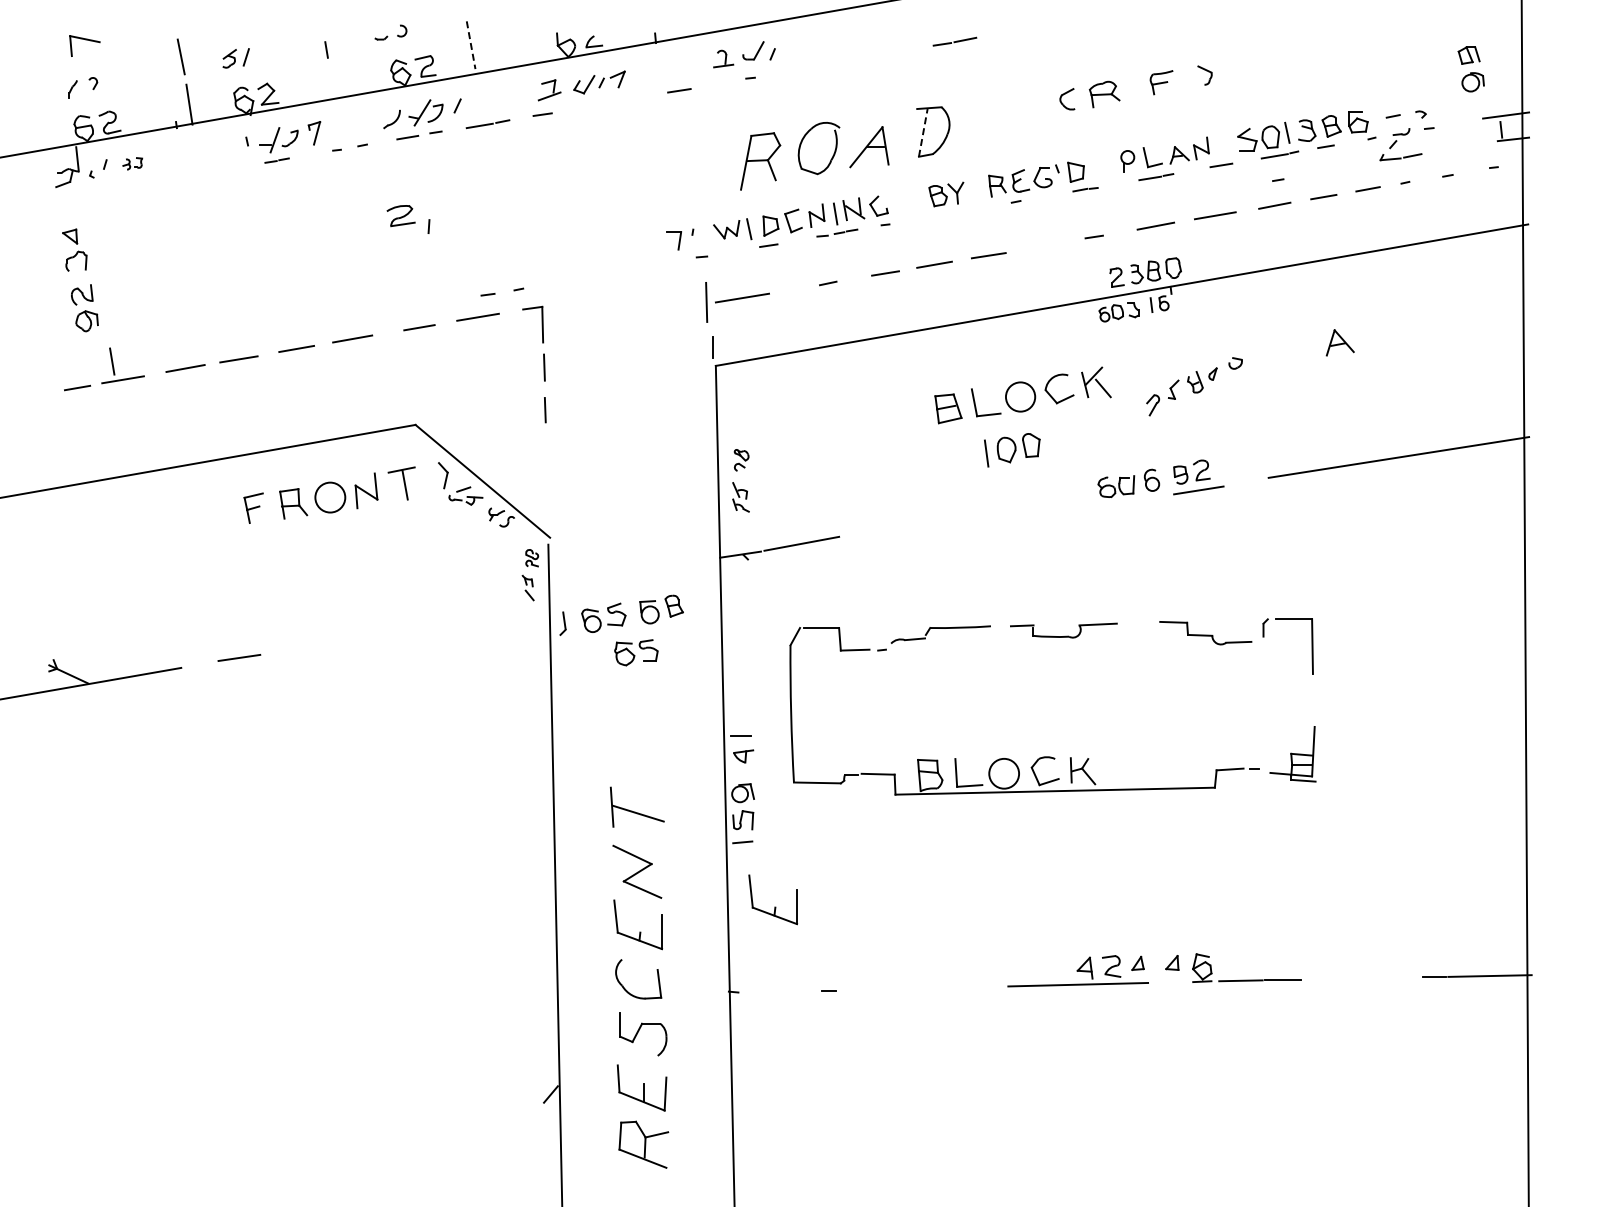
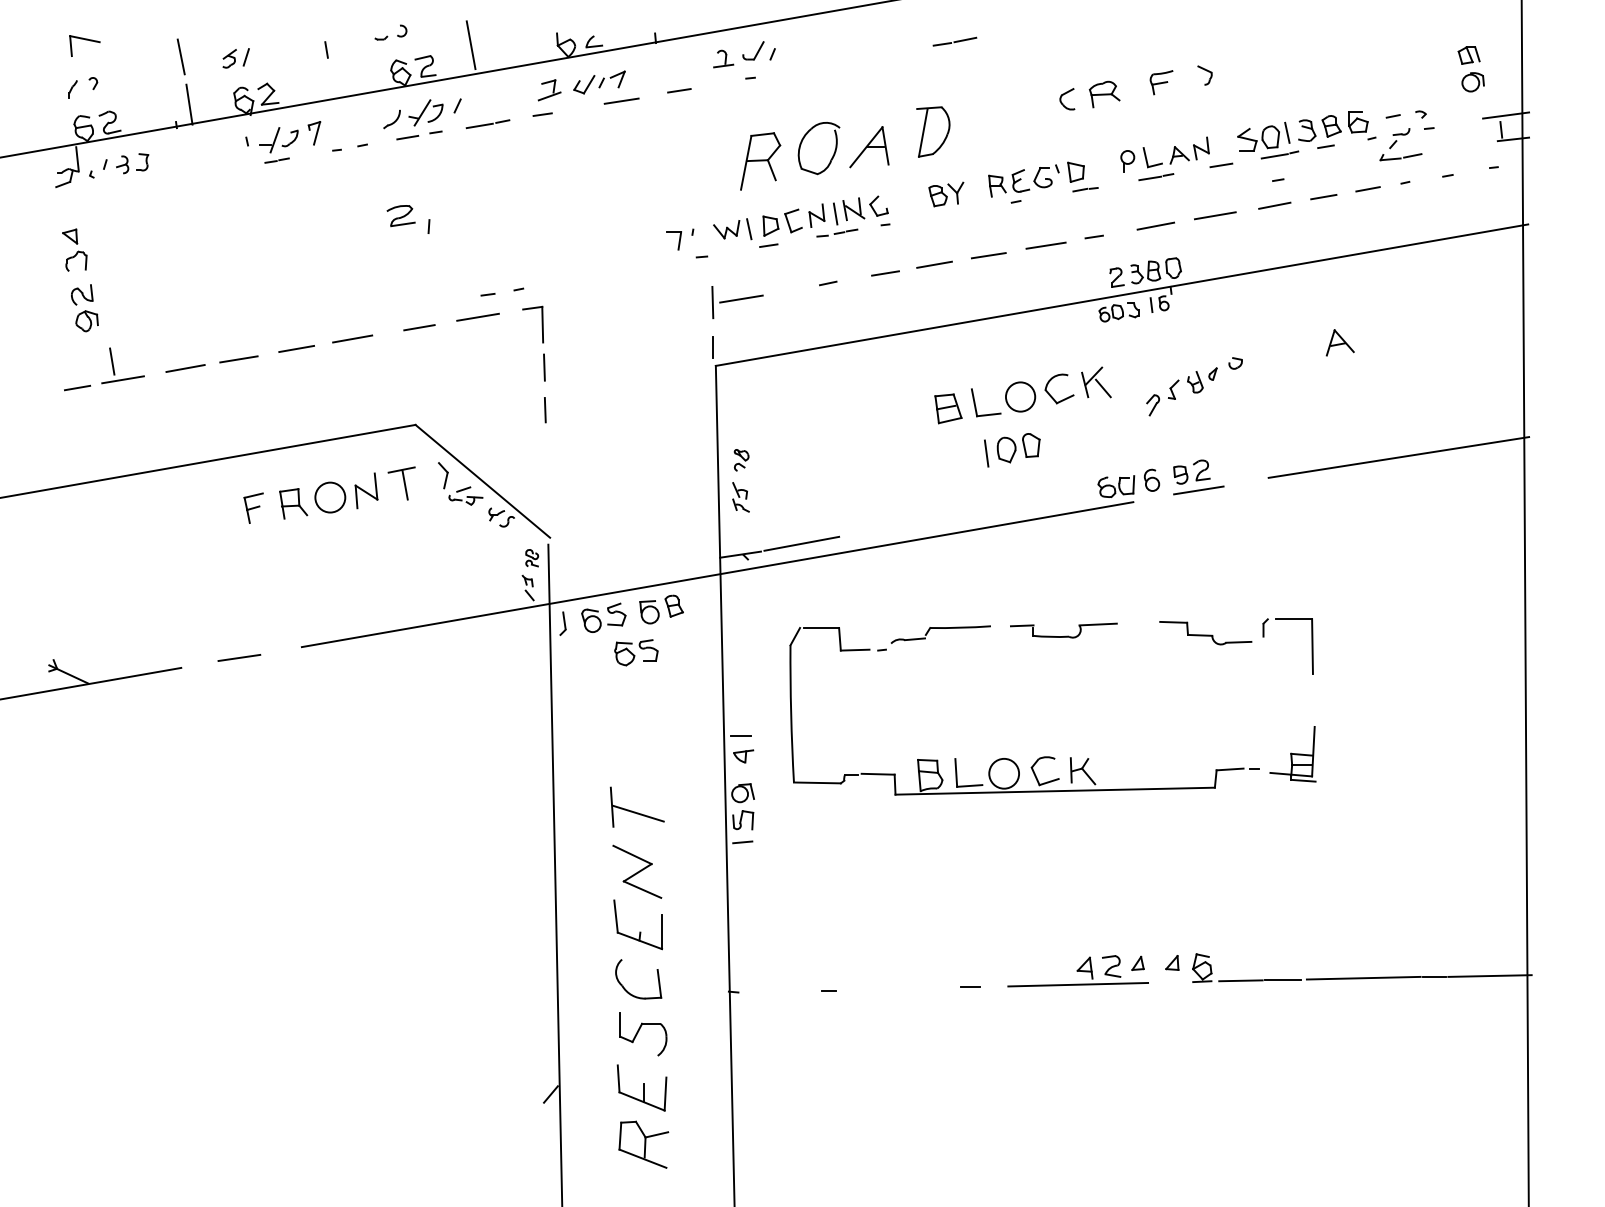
line: dashed -> solid (471, 45)
line: none -> present (621, 100)
line: dashed -> solid (923, 132)
part size: 22x14 px -> 34x22 px (132, 163)
line: none -> present (1045, 245)
part size: 65x41 px -> 53x34 px (737, 302)
line: none -> present (717, 574)
part: present -> none (774, 906)
line: none -> present (1363, 977)
line: none -> present (970, 986)
